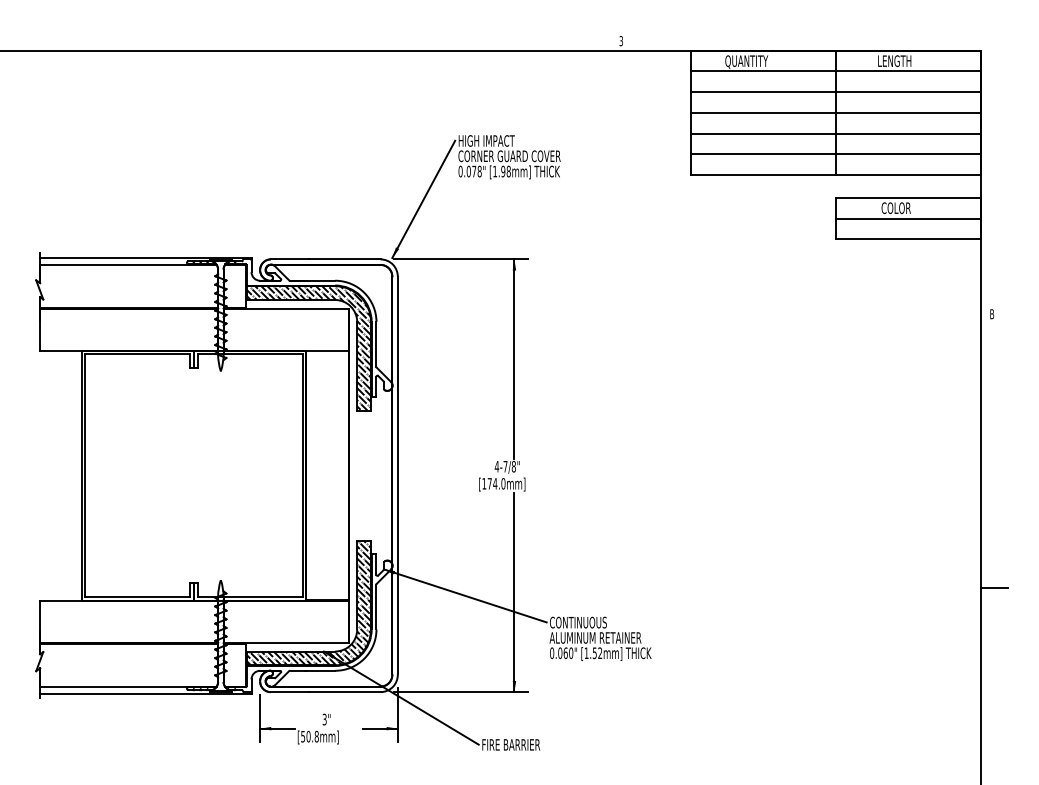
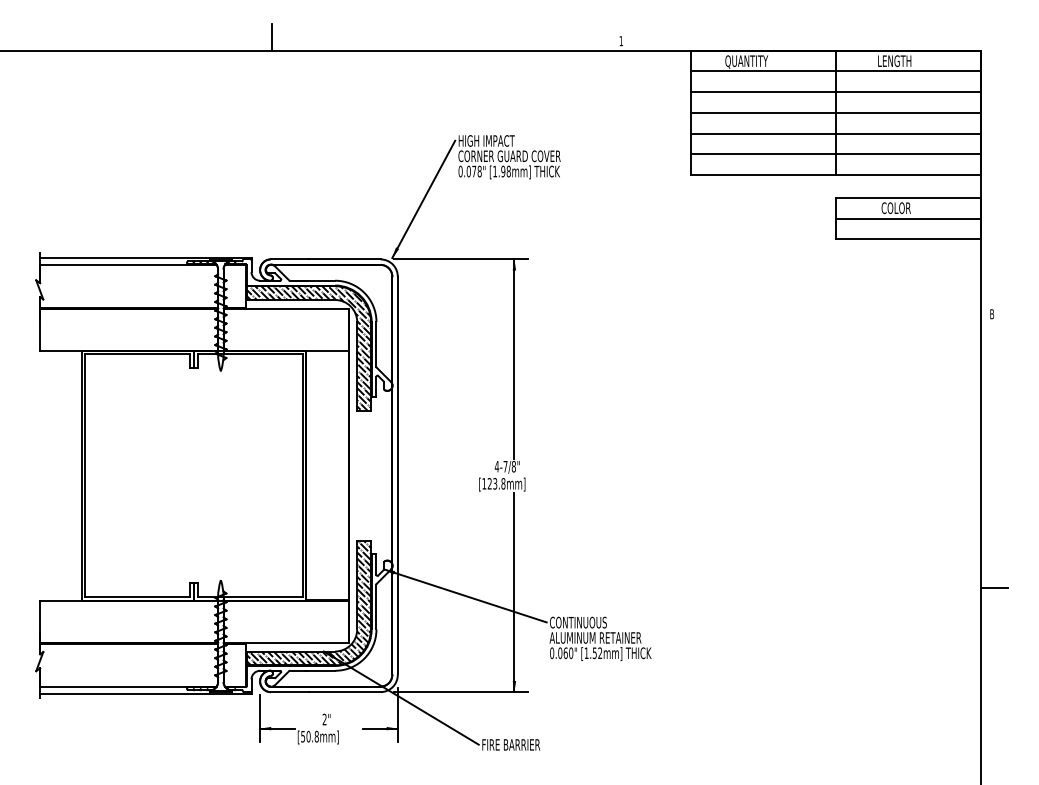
line: none -> present (271, 36)
text: 3 -> 1 (620, 41)
text: [174.0mm] -> [123.8mm] (496, 483)
text: 3" -> 2" (324, 720)
